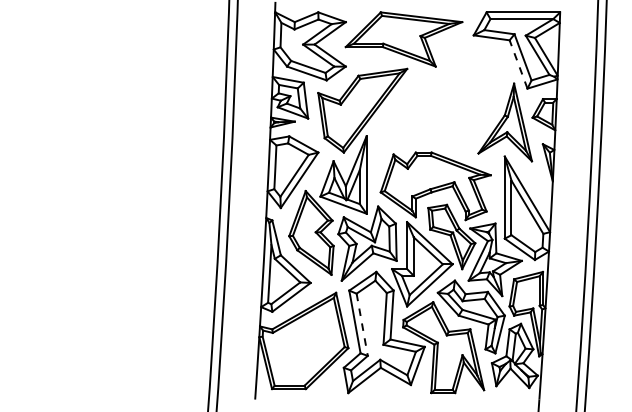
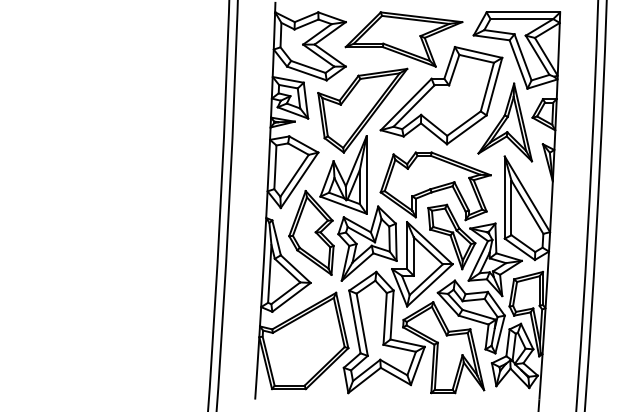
line: dashed -> solid (518, 64)
part: none -> present (441, 95)
line: dashed -> solid (362, 324)
